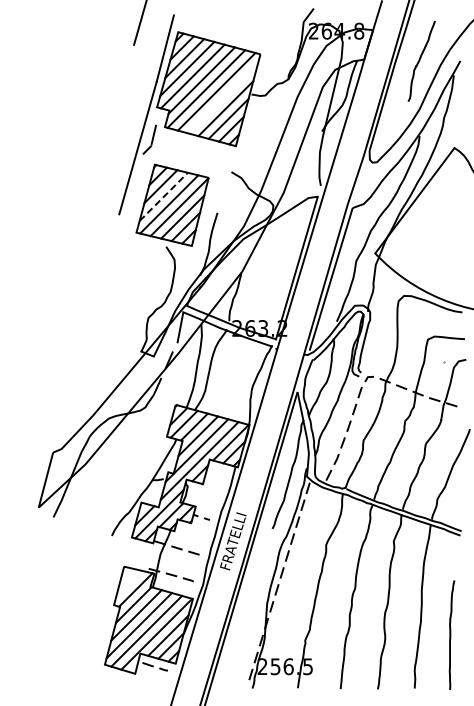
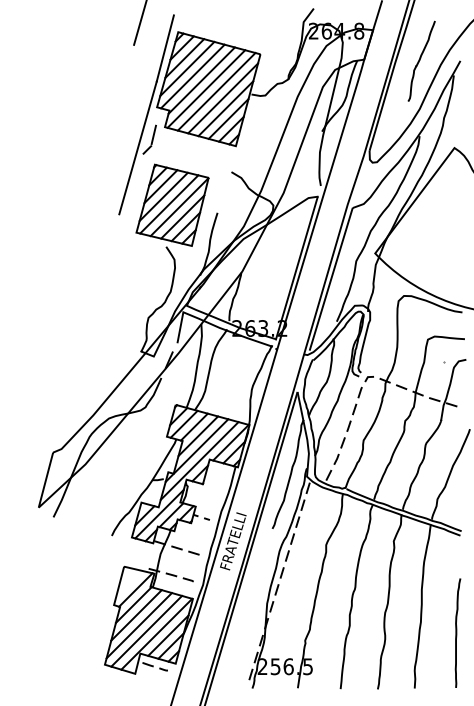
line: none -> present (223, 98)
line: dashed -> solid (164, 196)
curve position: (451, 634) -> (457, 632) (457, 632)
